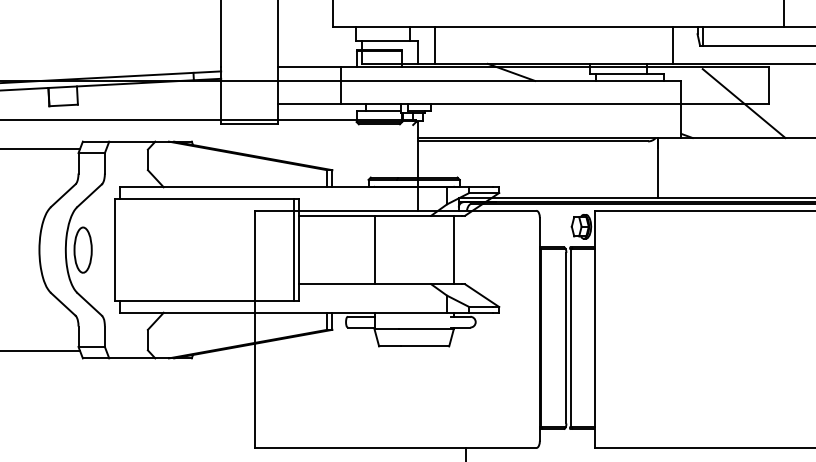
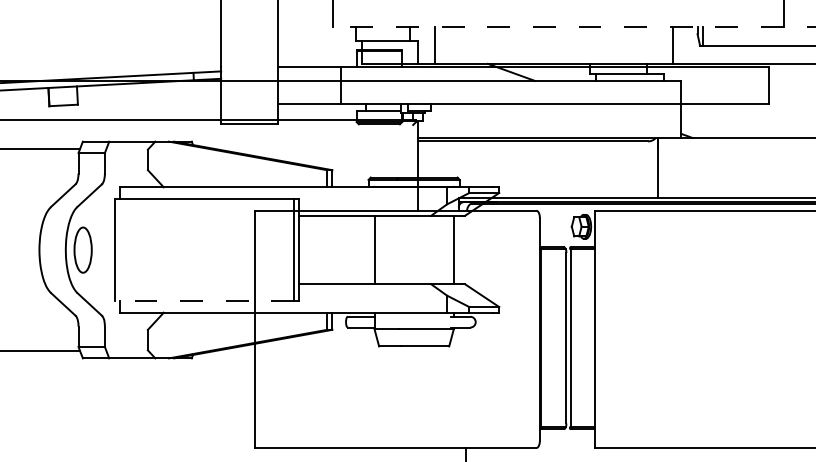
line: solid -> dashed (574, 27)
line: present -> none (743, 103)
line: solid -> dashed (204, 301)
